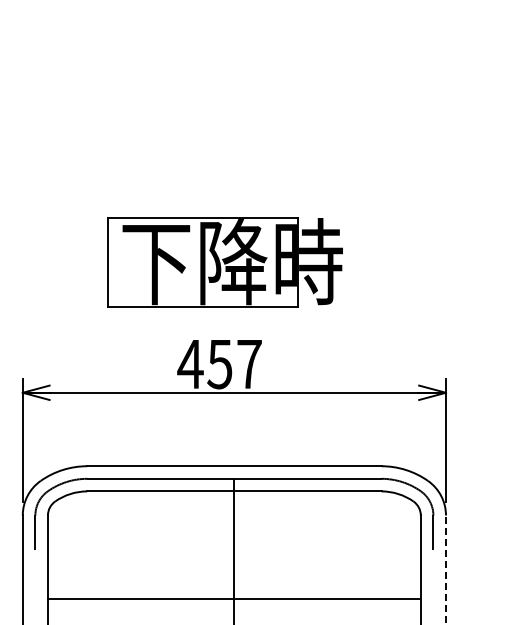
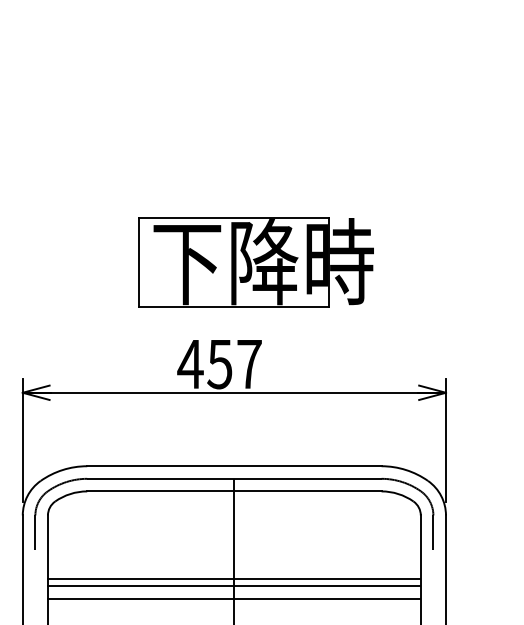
part position: (224, 262) -> (255, 262) (255, 262)
line: dashed -> solid (445, 569)
line: none -> present (234, 578)
line: none -> present (234, 586)
